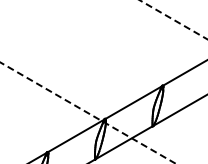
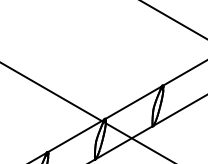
line: dashed -> solid (173, 19)
line: dashed -> solid (88, 113)
